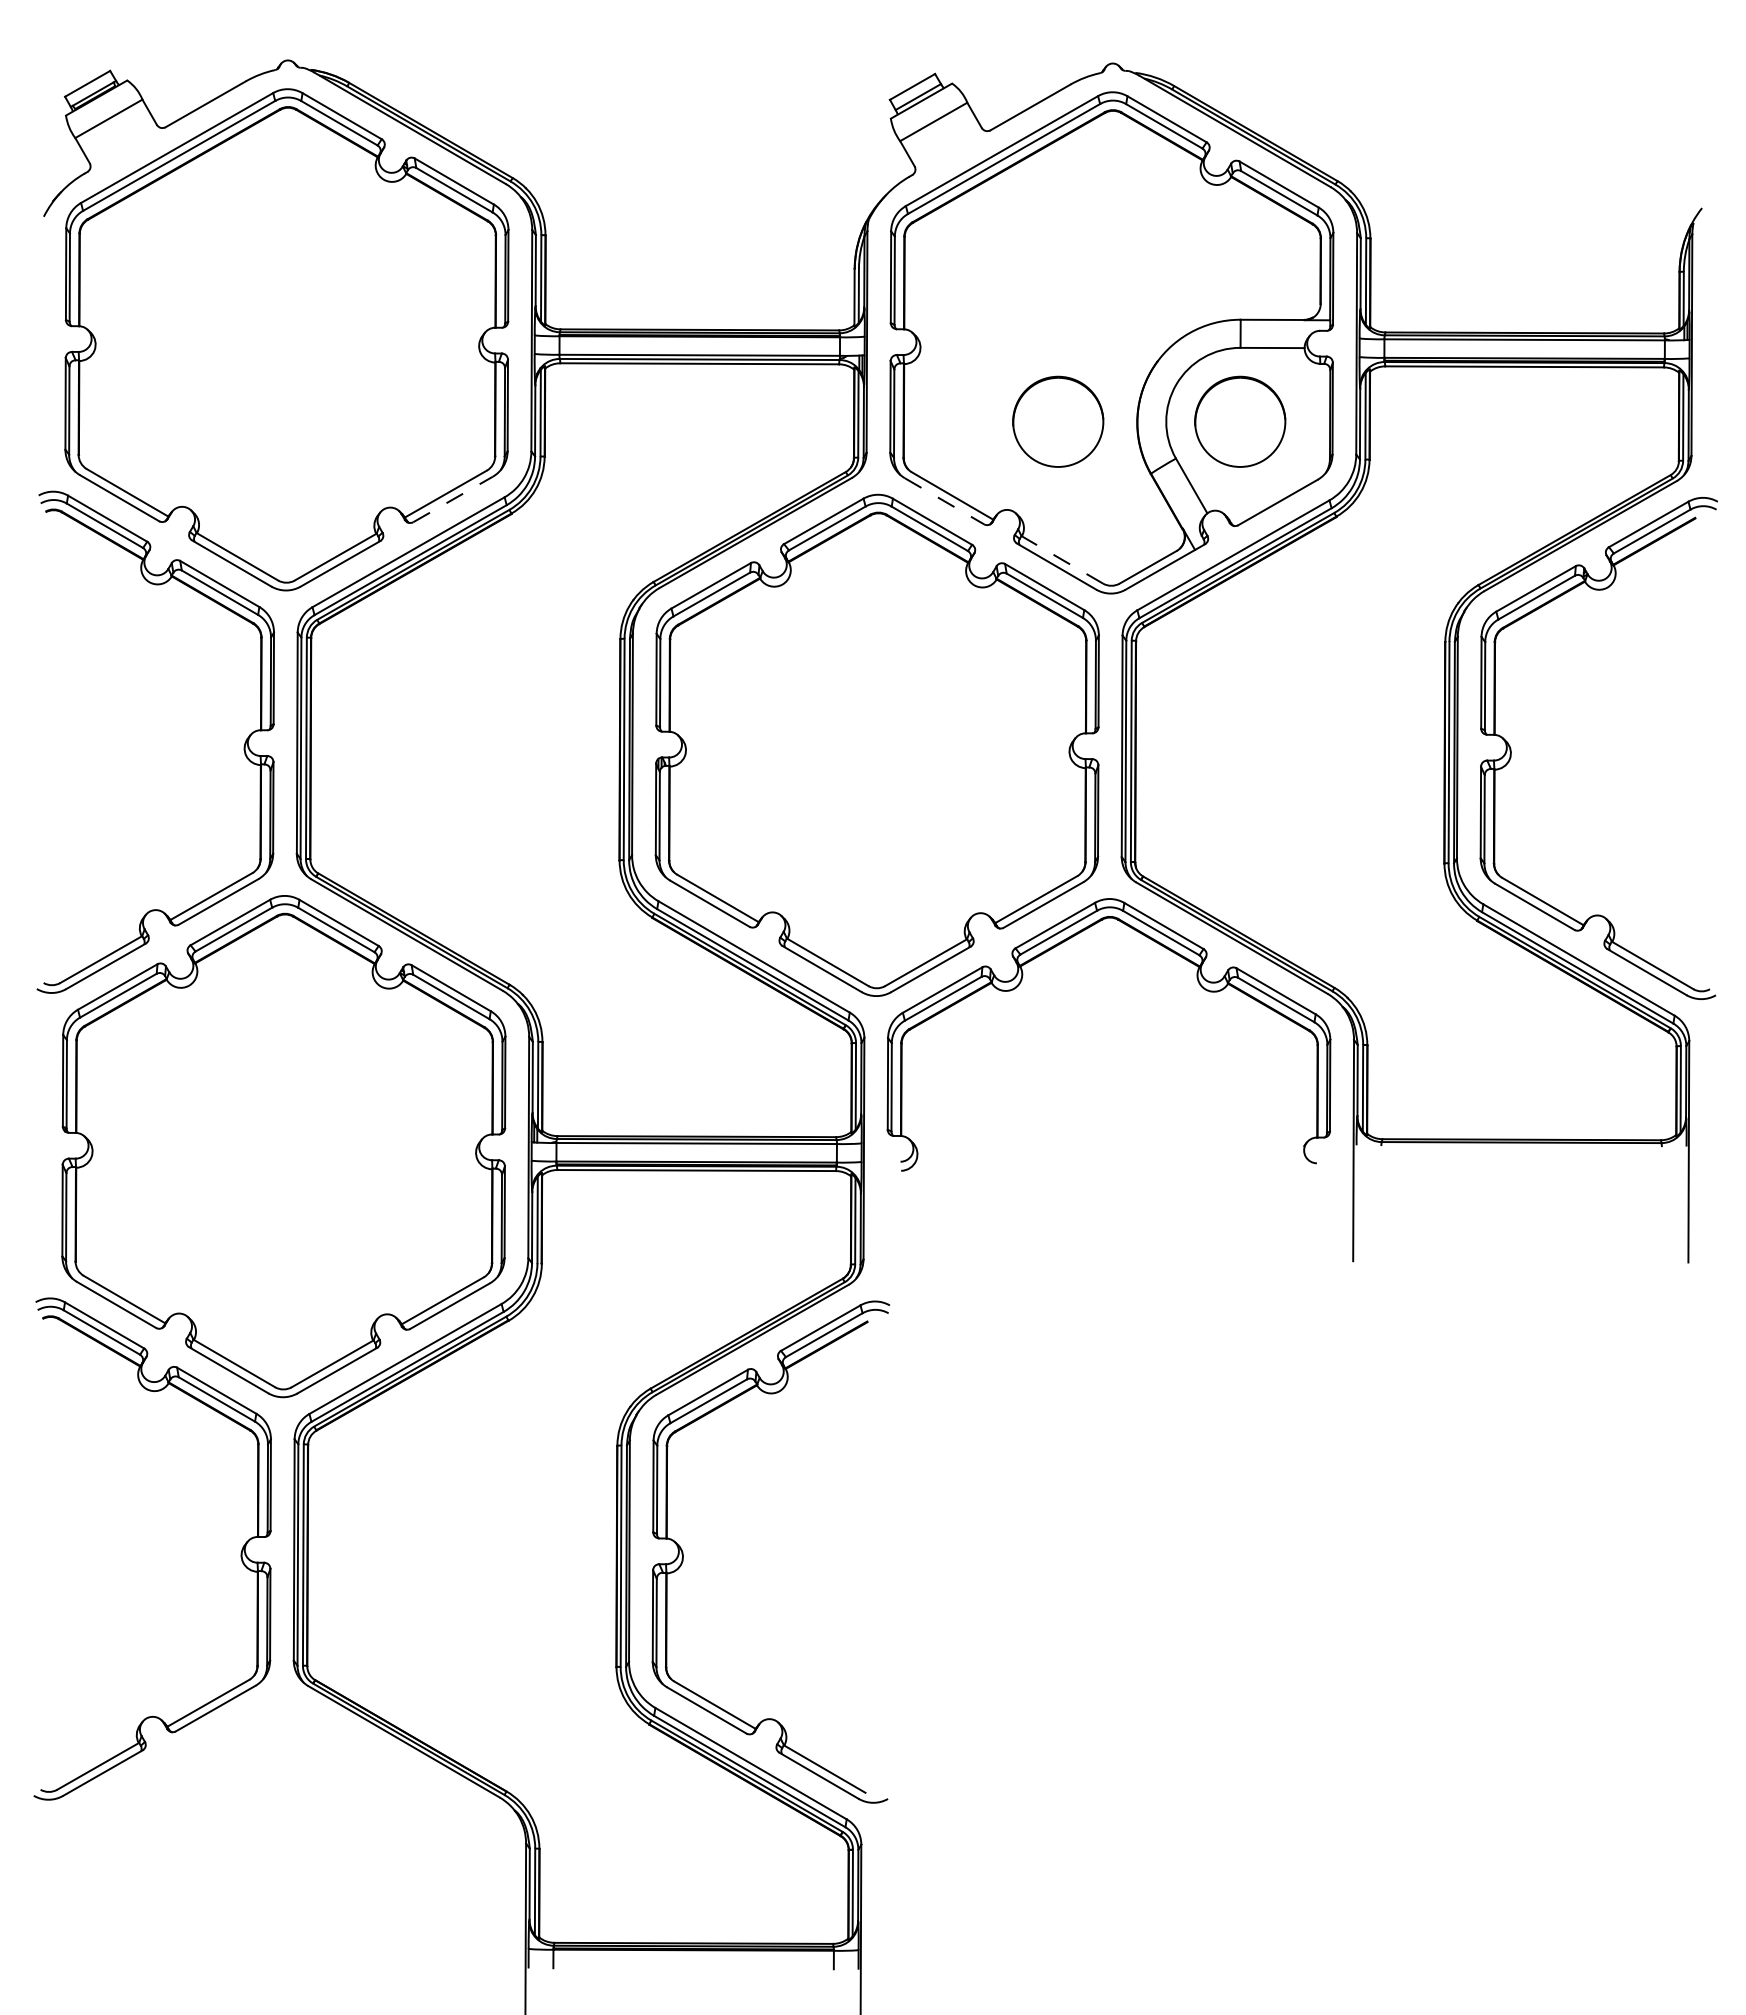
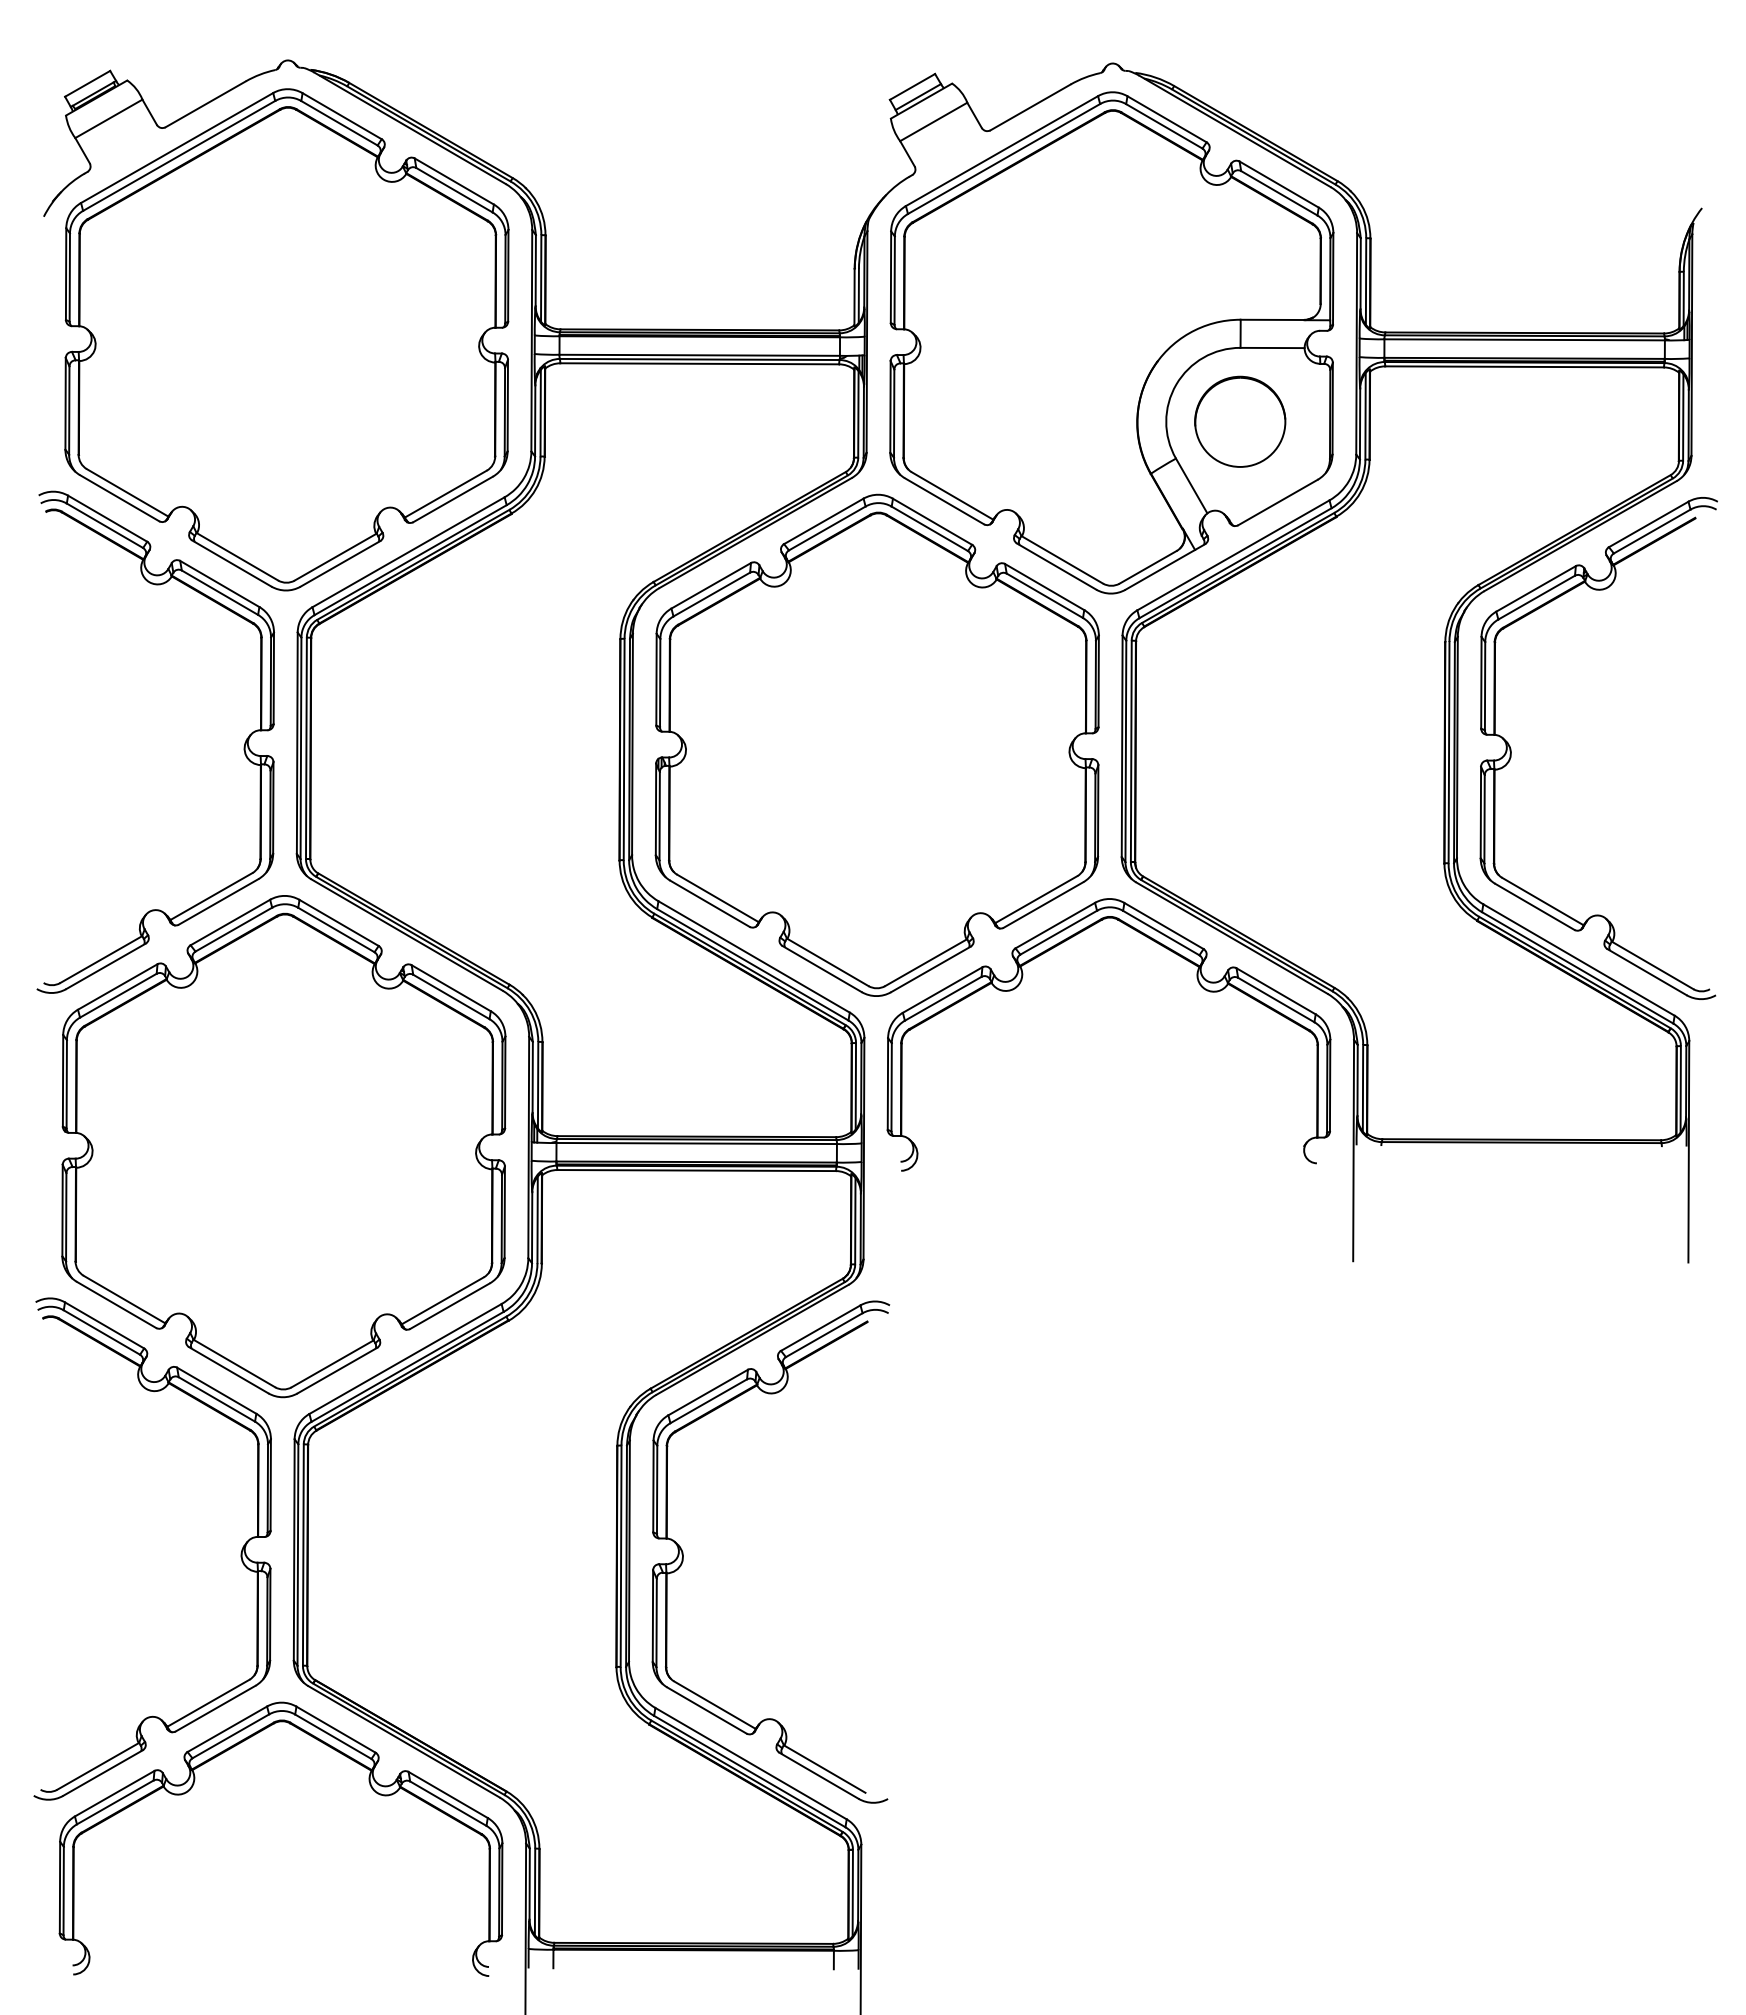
part: present -> none (1058, 421)
line: dashed -> solid (453, 499)
line: dashed -> solid (944, 501)
line: dashed -> solid (1061, 559)
part: none -> present (193, 1786)
